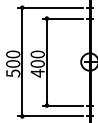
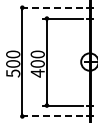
line: solid -> dashed (49, 7)
line: solid -> dashed (49, 116)
